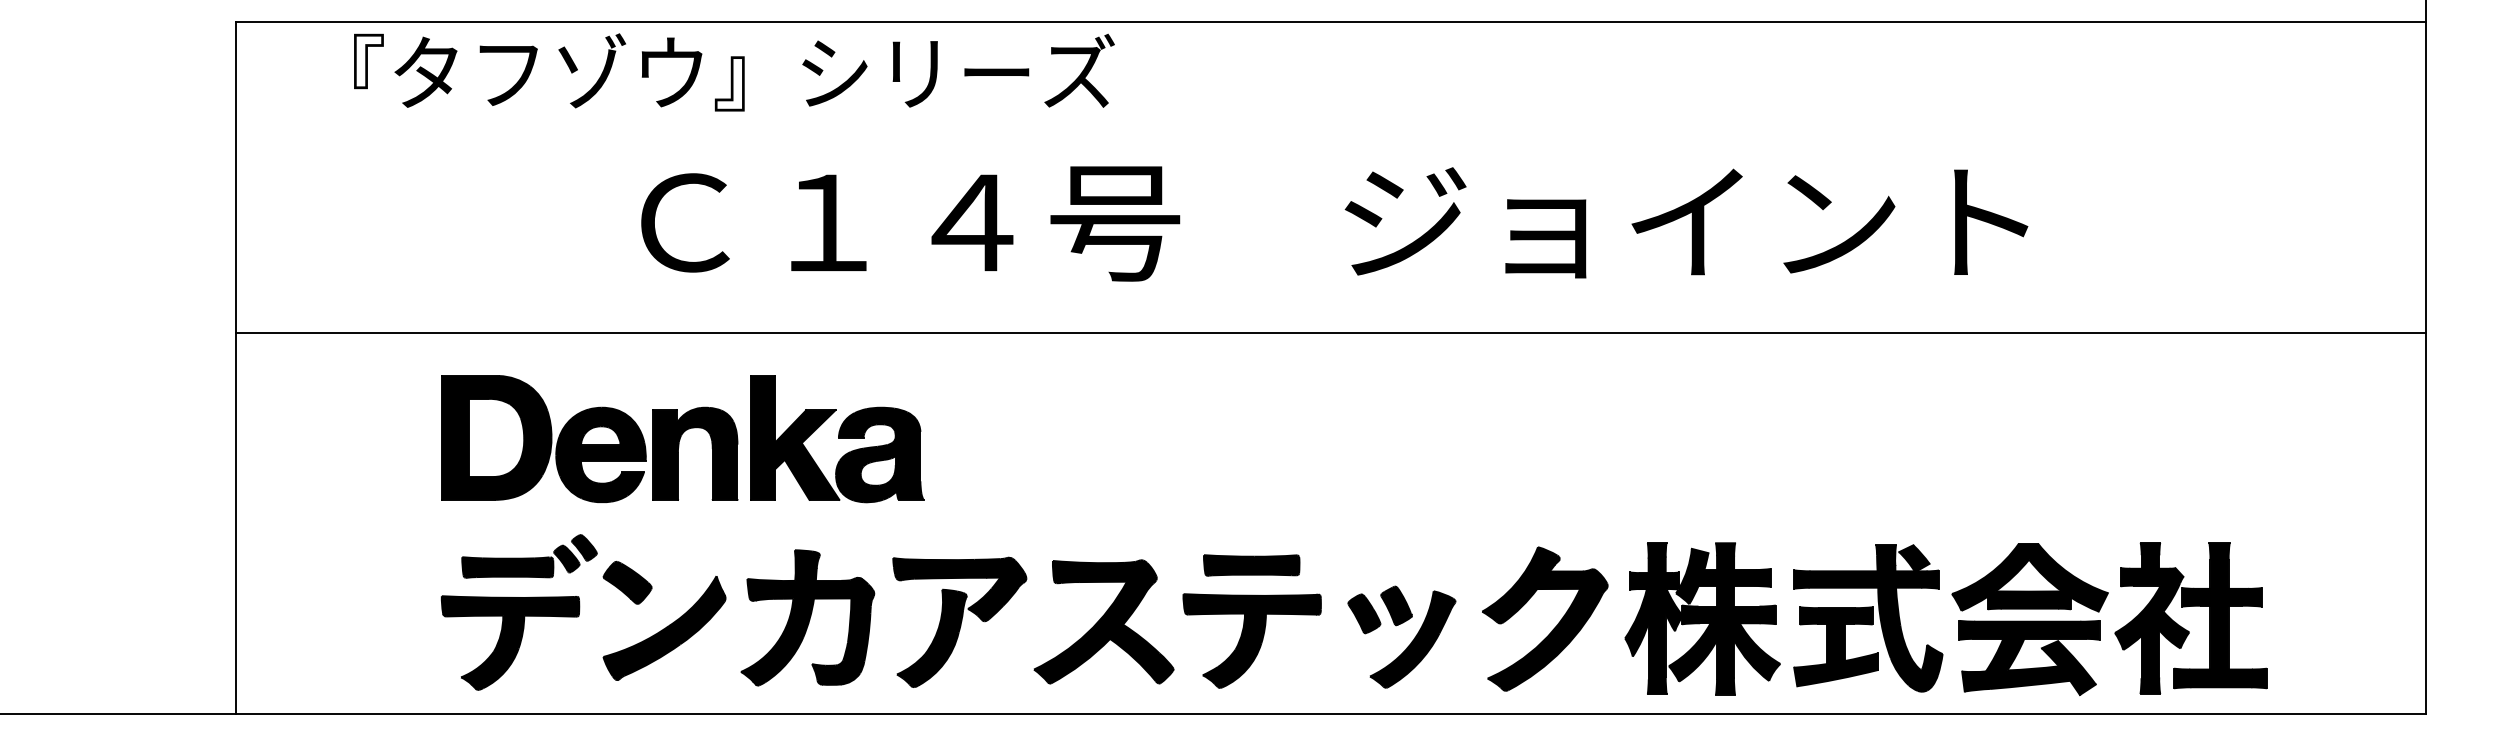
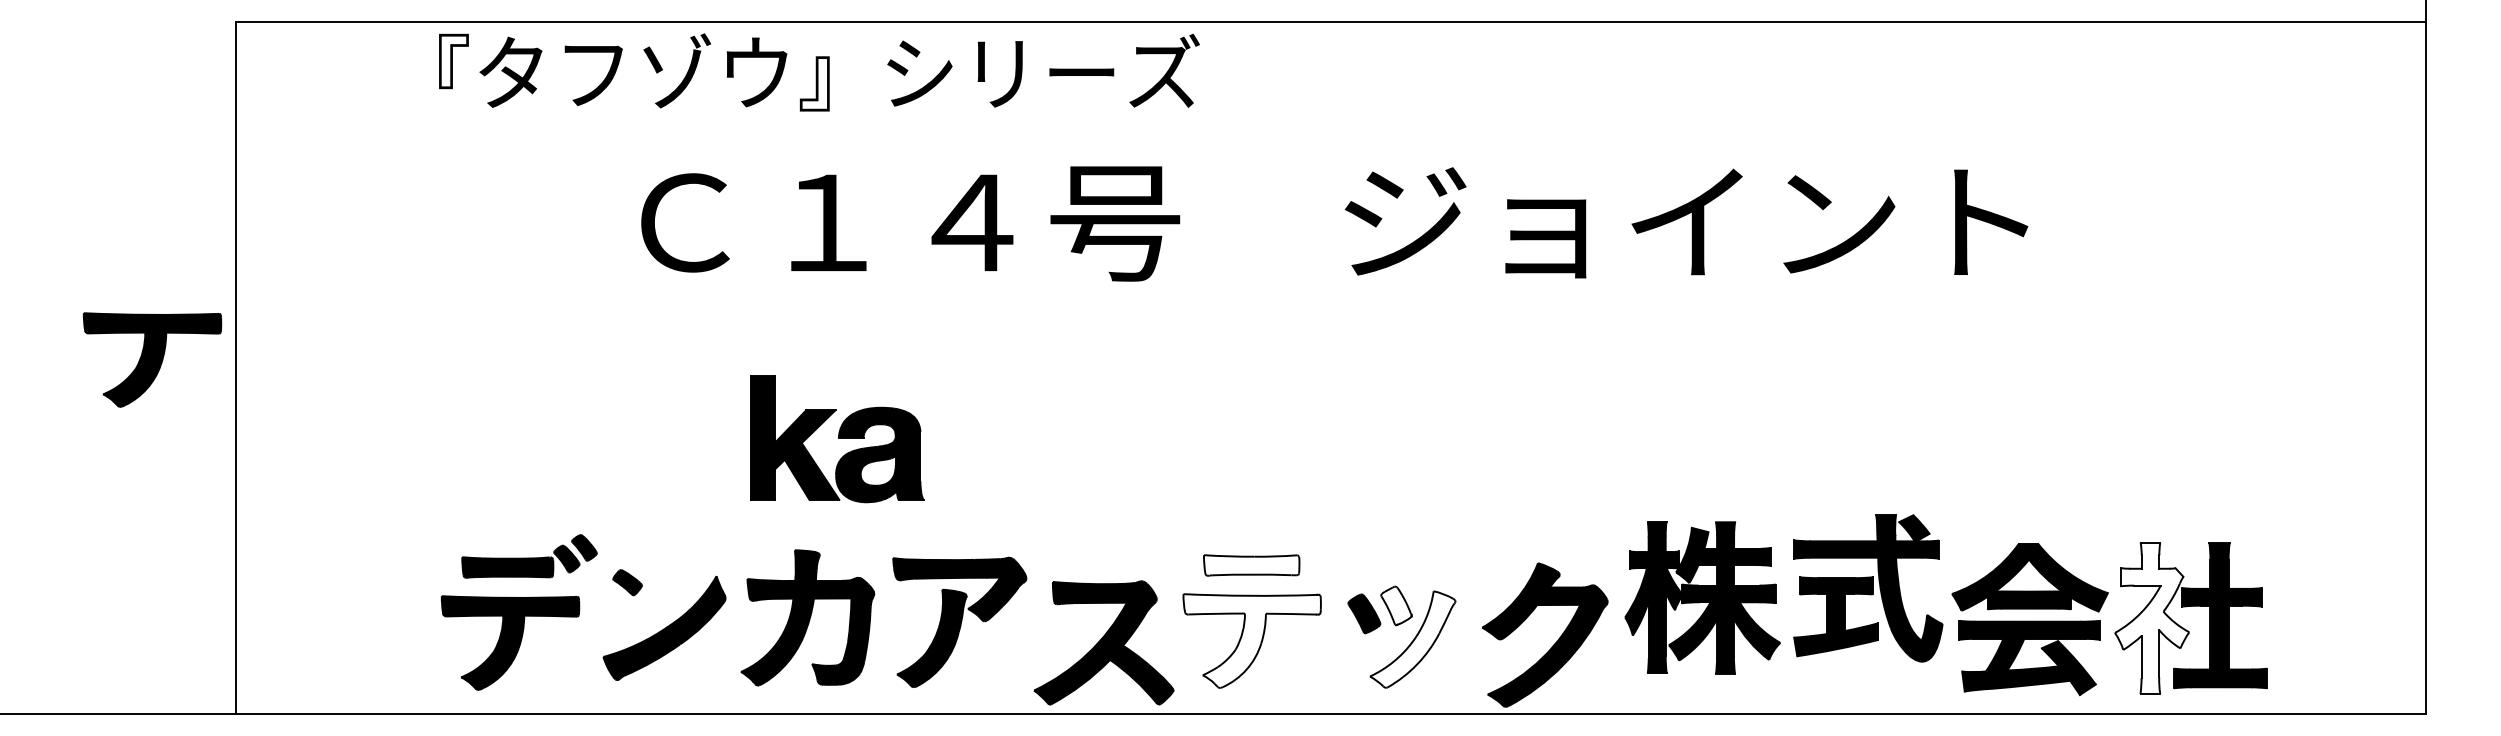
text position: (734, 72) -> (819, 72) (819, 72)
line: present -> none (1330, 333)
part: none -> present (152, 359)
part: present -> none (589, 438)
fill: present -> none (1251, 565)
part size: 51x45 px -> 31x28 px (627, 582)
fill: present -> none (1396, 605)
part position: (1702, 618) -> (1702, 597) (1702, 597)
part position: (1868, 618) -> (1868, 588) (1868, 588)
fill: present -> none (2151, 618)
part position: (1103, 621) -> (1103, 642) (1103, 642)
part position: (1554, 627) -> (1554, 643) (1554, 643)
fill: present -> none (1412, 639)
fill: present -> none (1251, 640)
